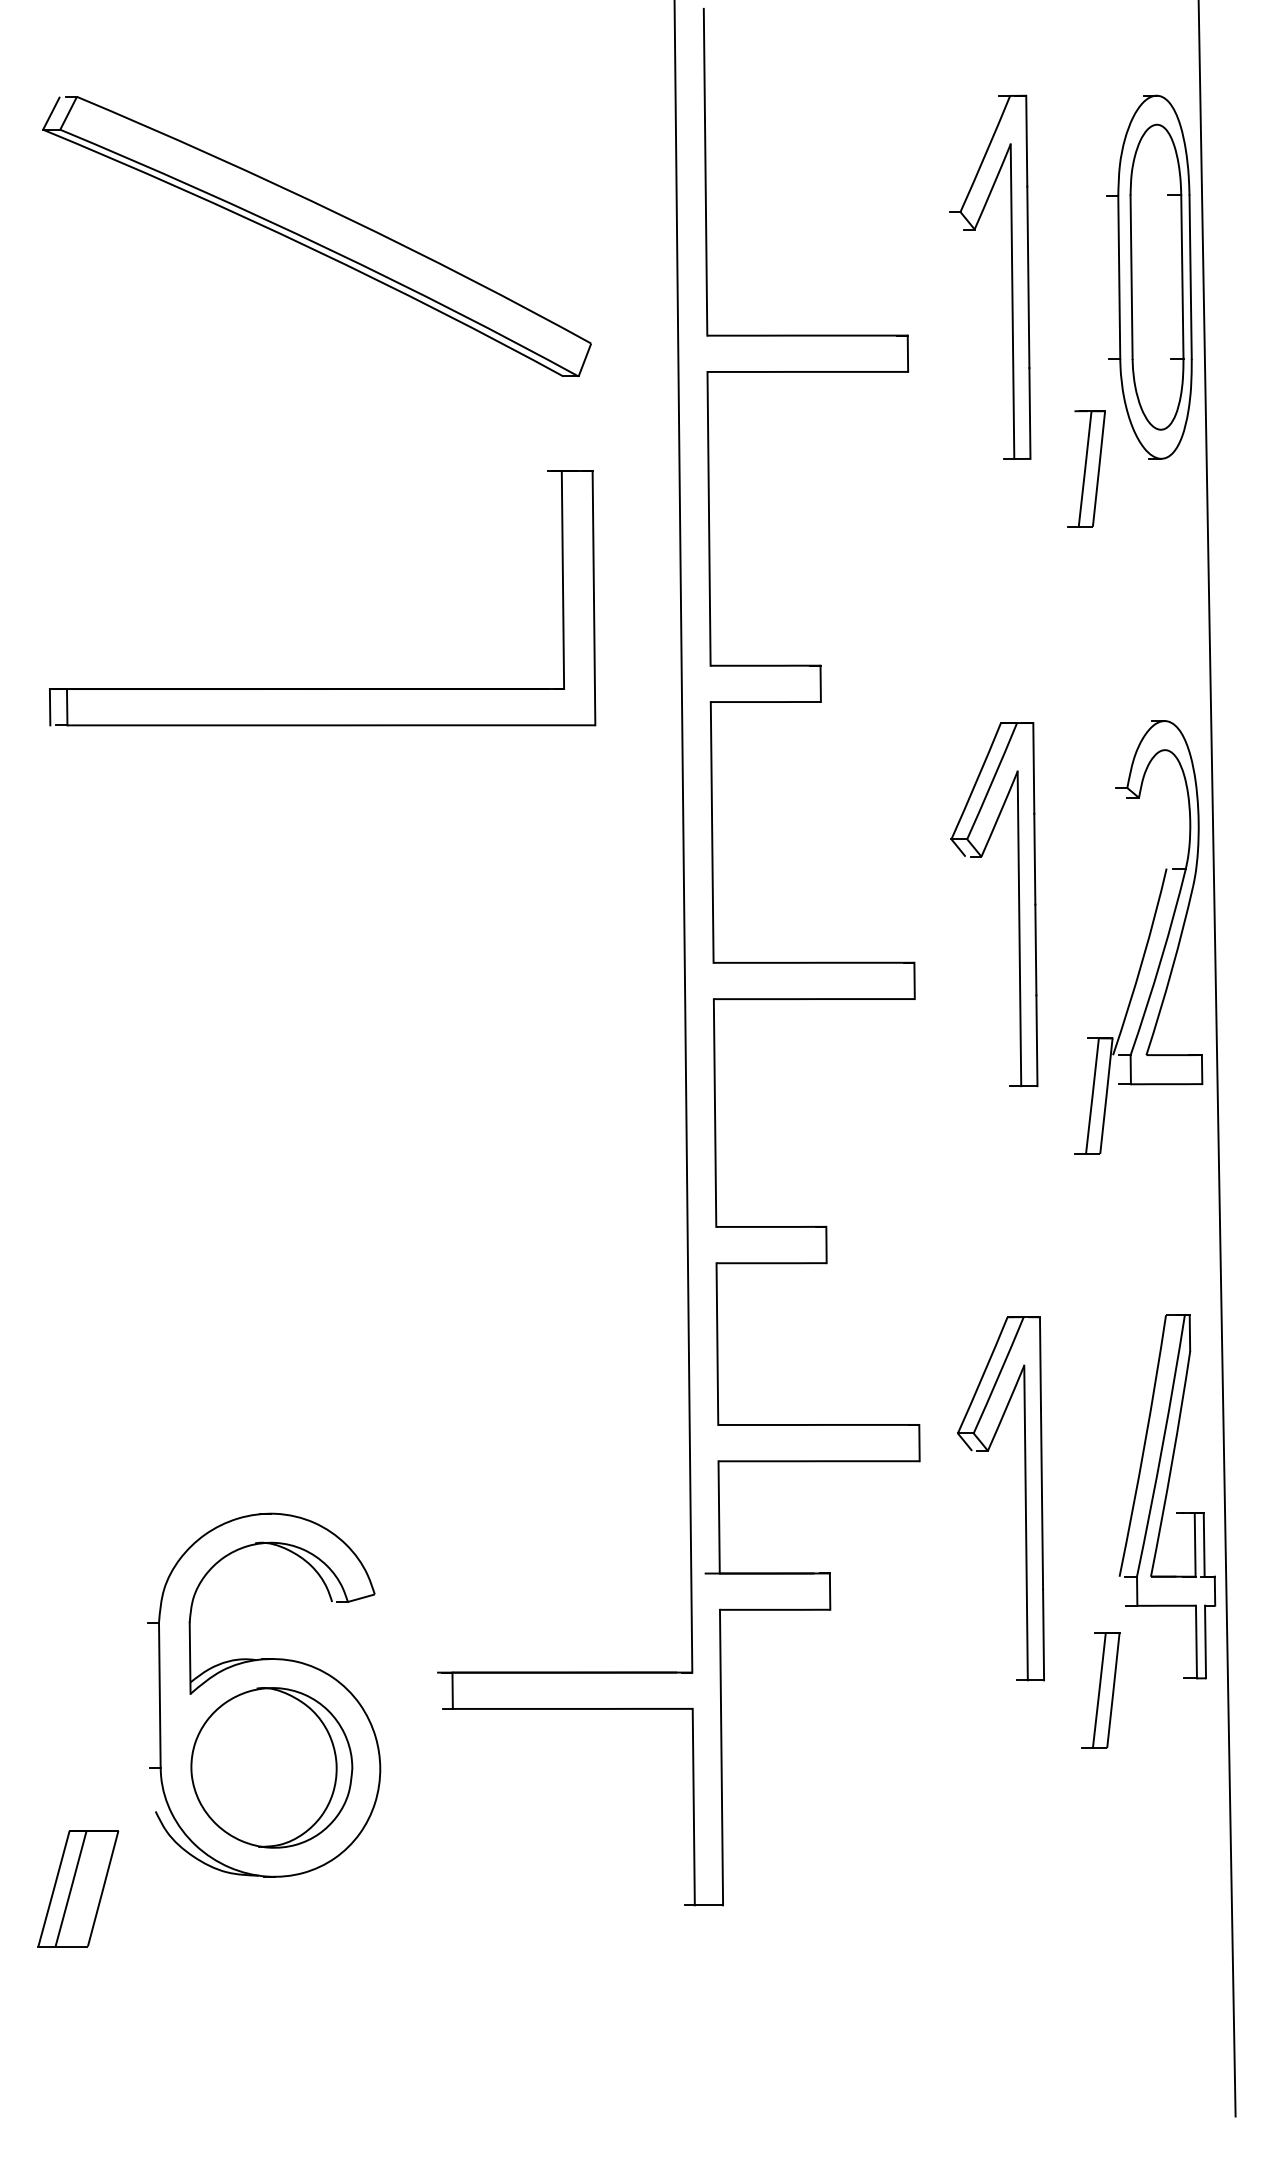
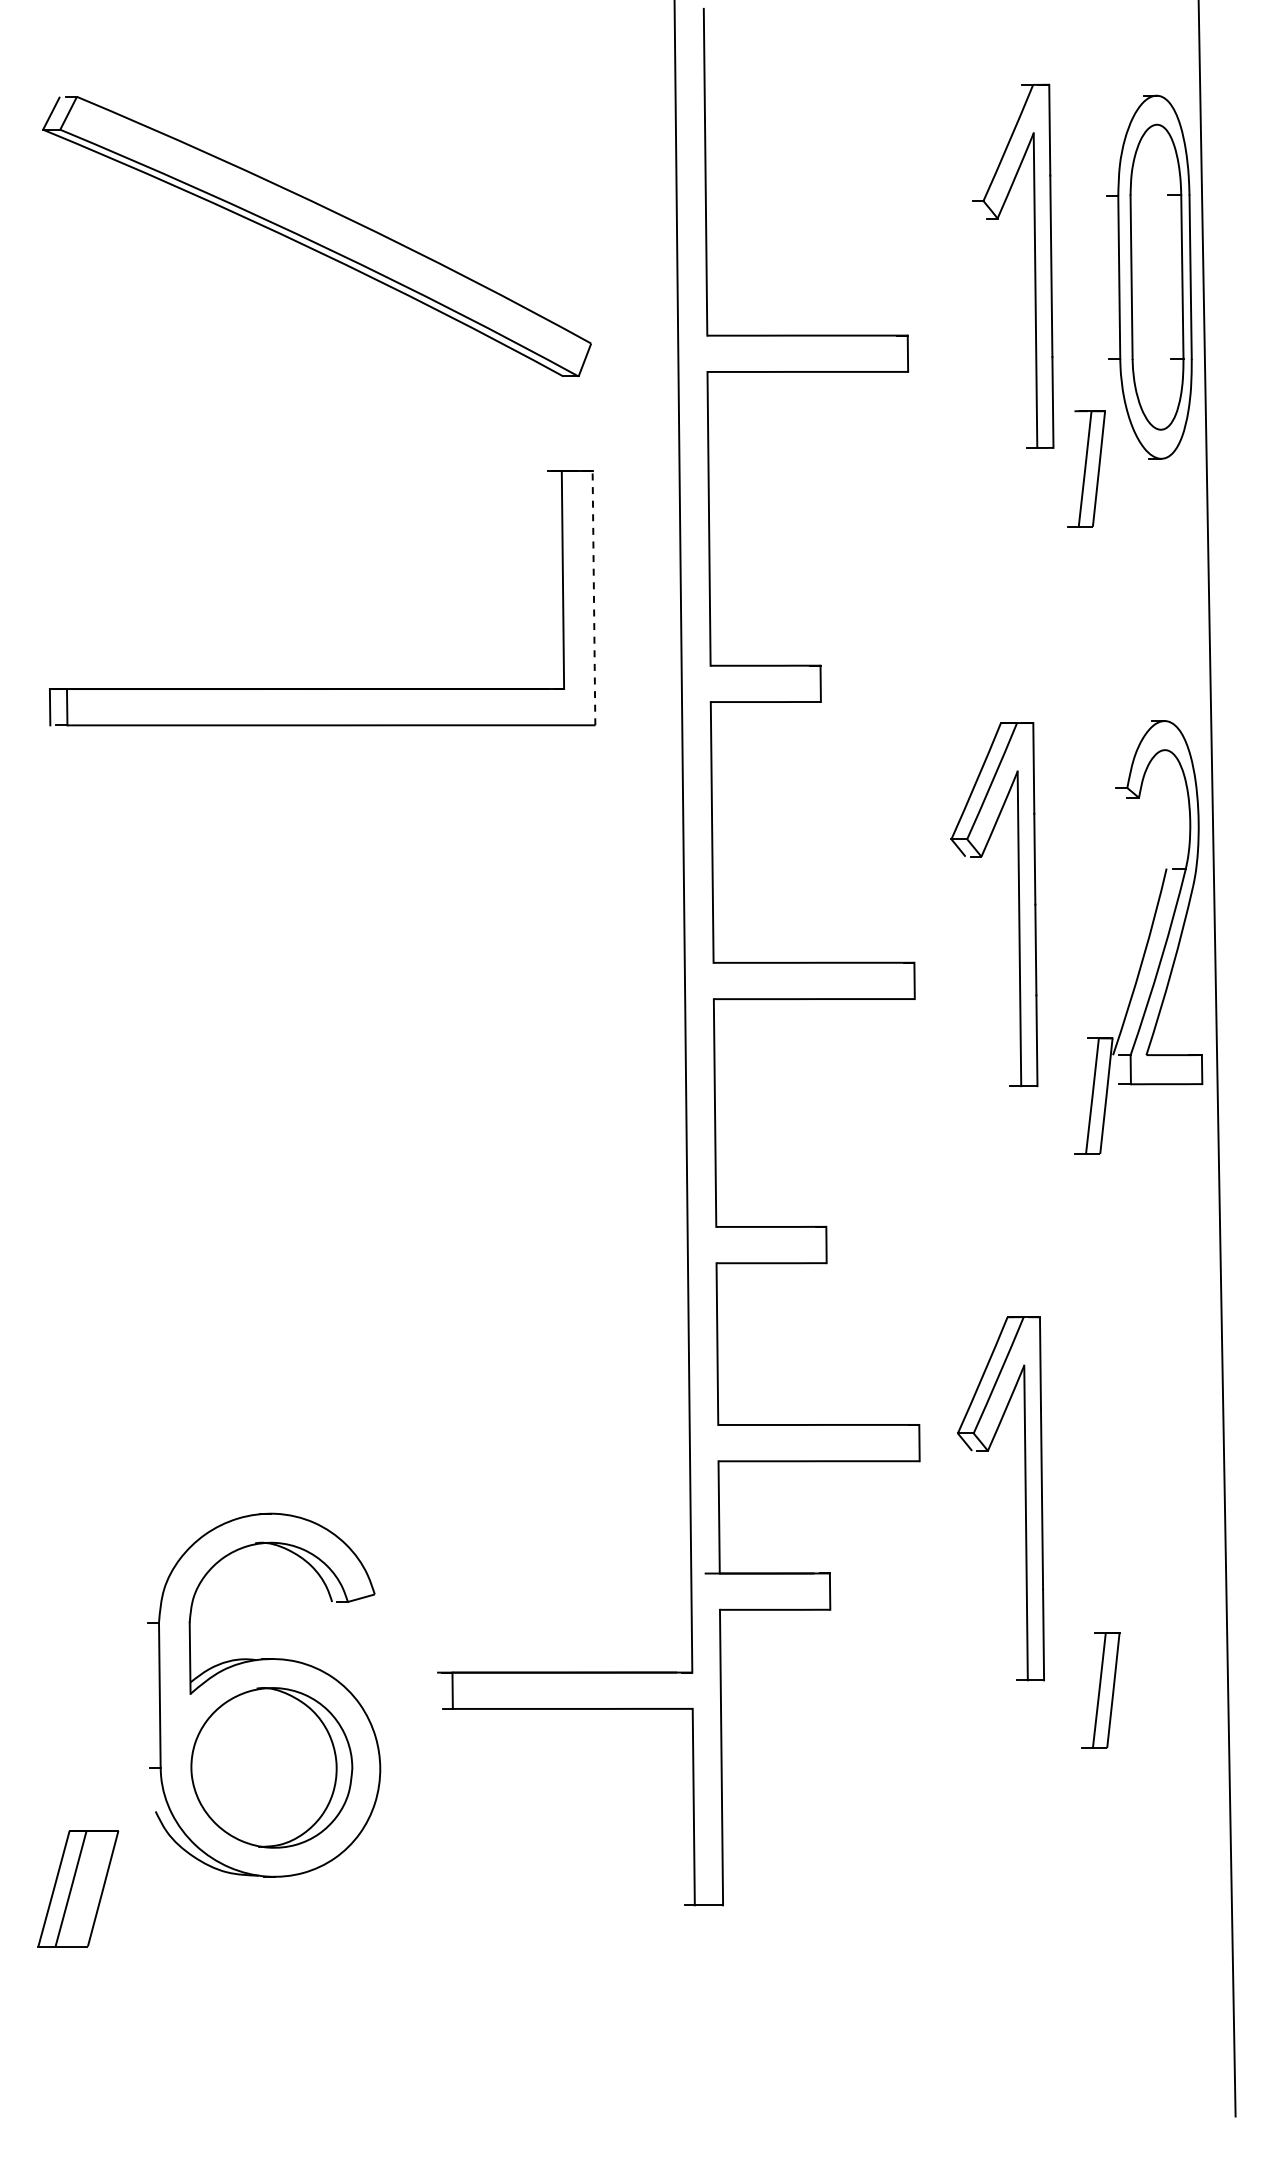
part position: (1011, 276) -> (1034, 265) (1034, 265)
line: solid -> dashed (593, 597)
part: present -> none (1167, 1496)
